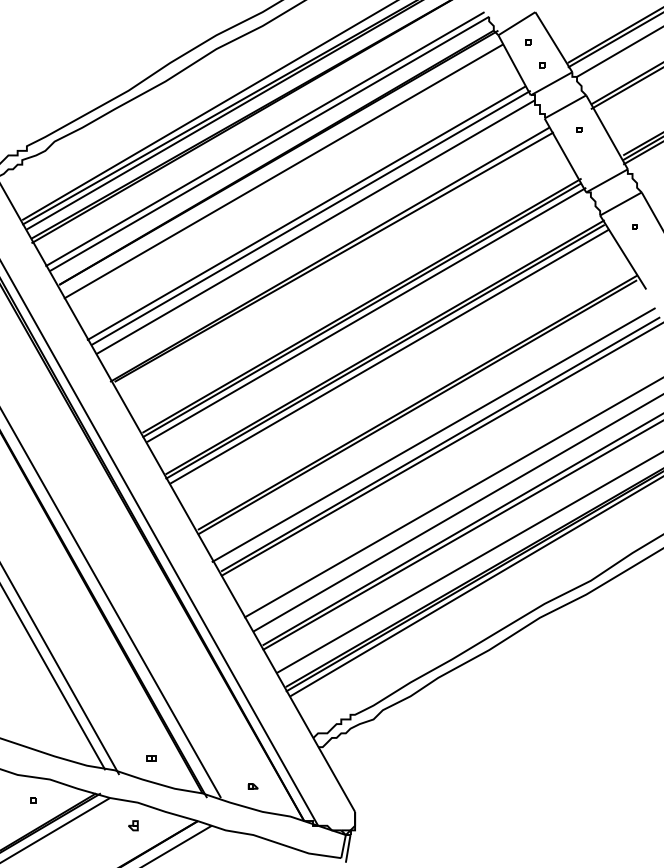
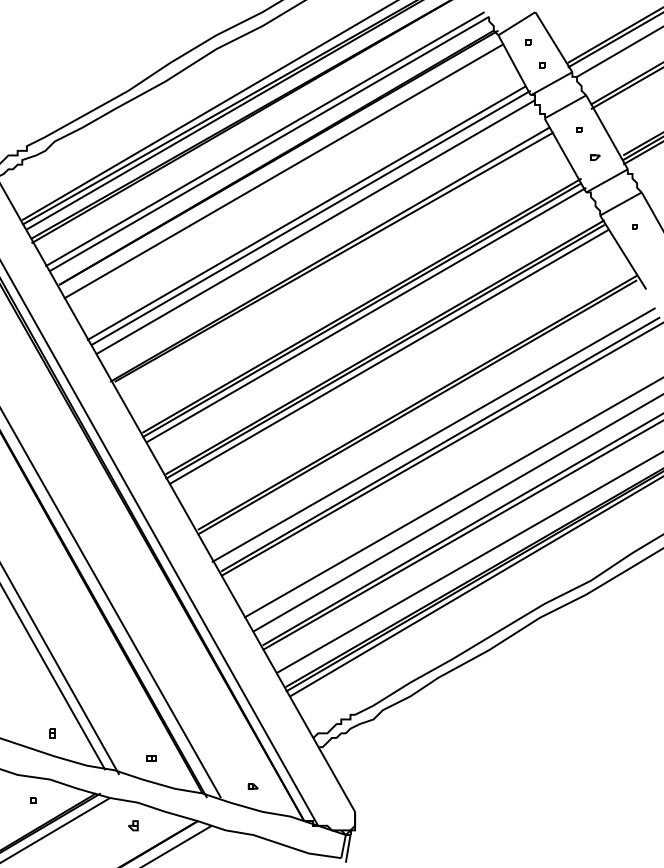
part: none -> present (595, 157)
part: none -> present (52, 733)
